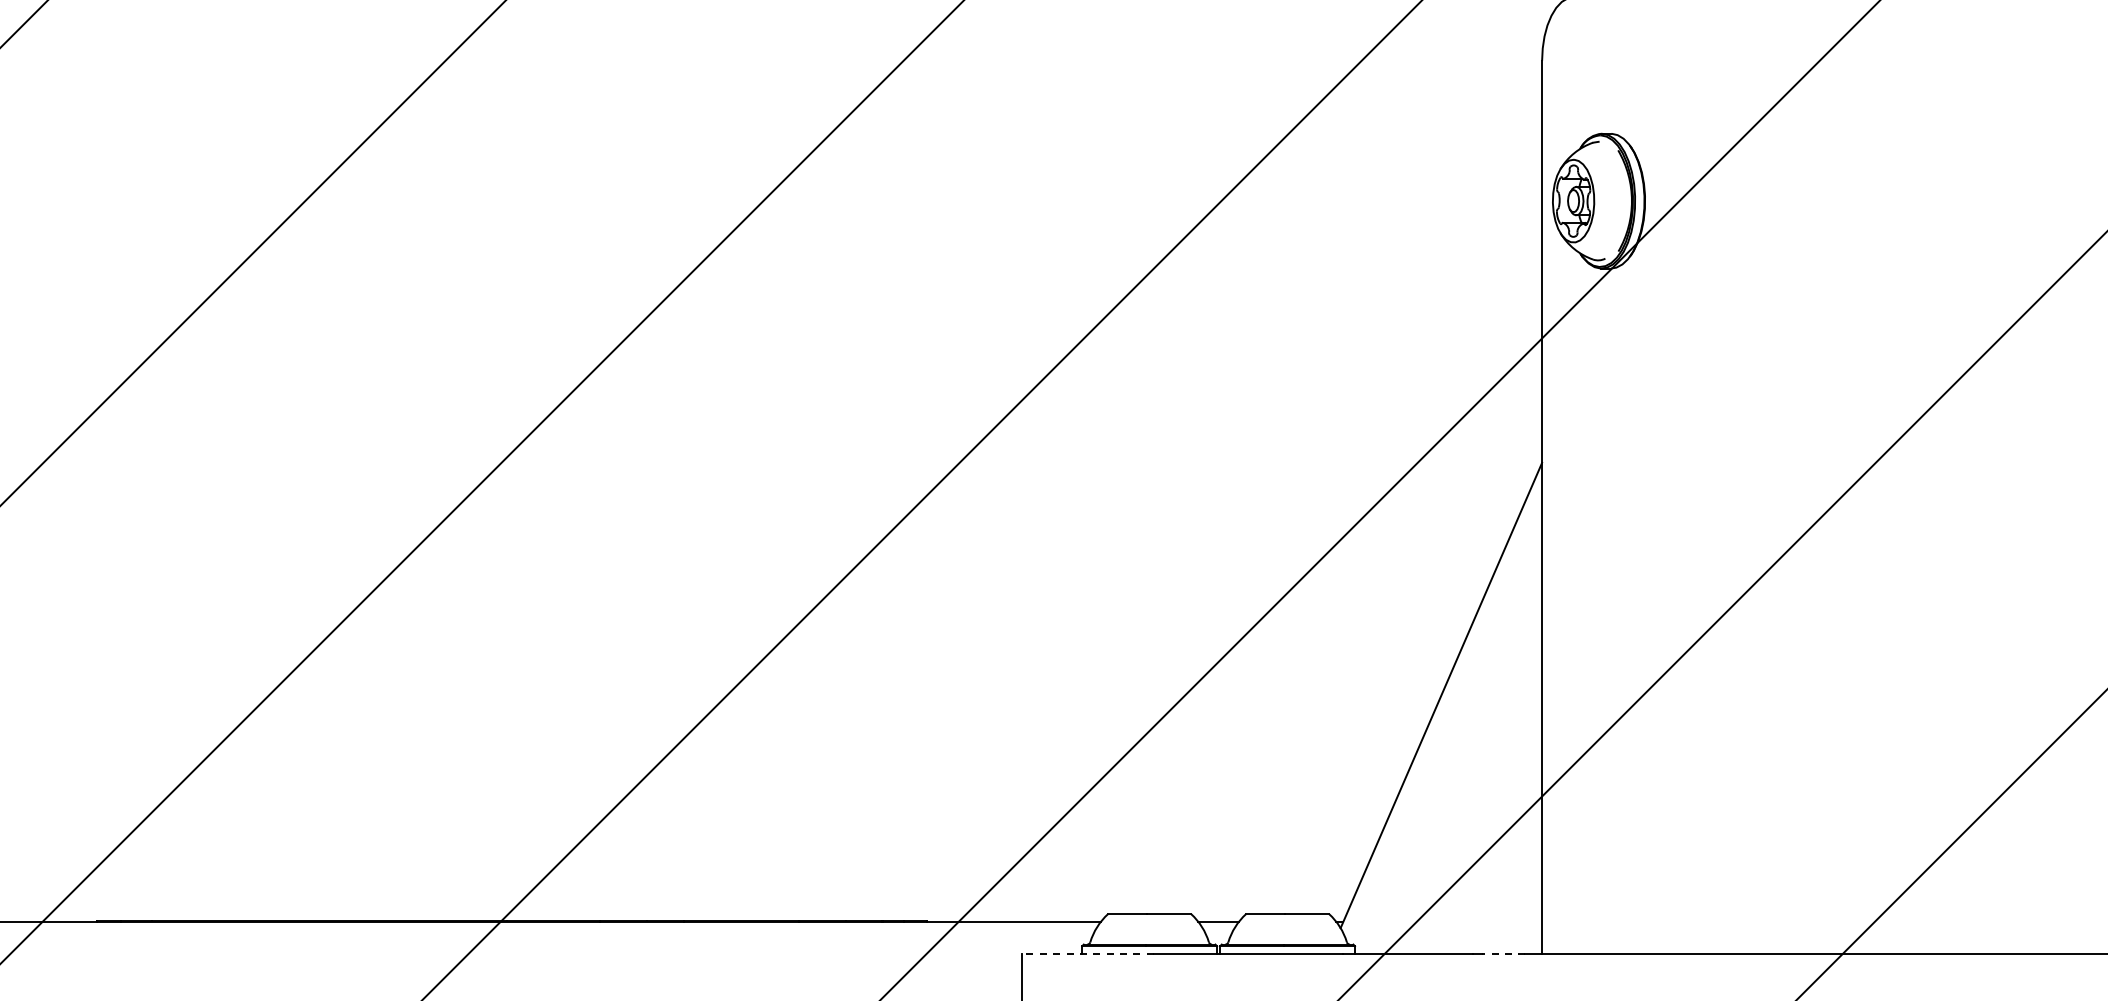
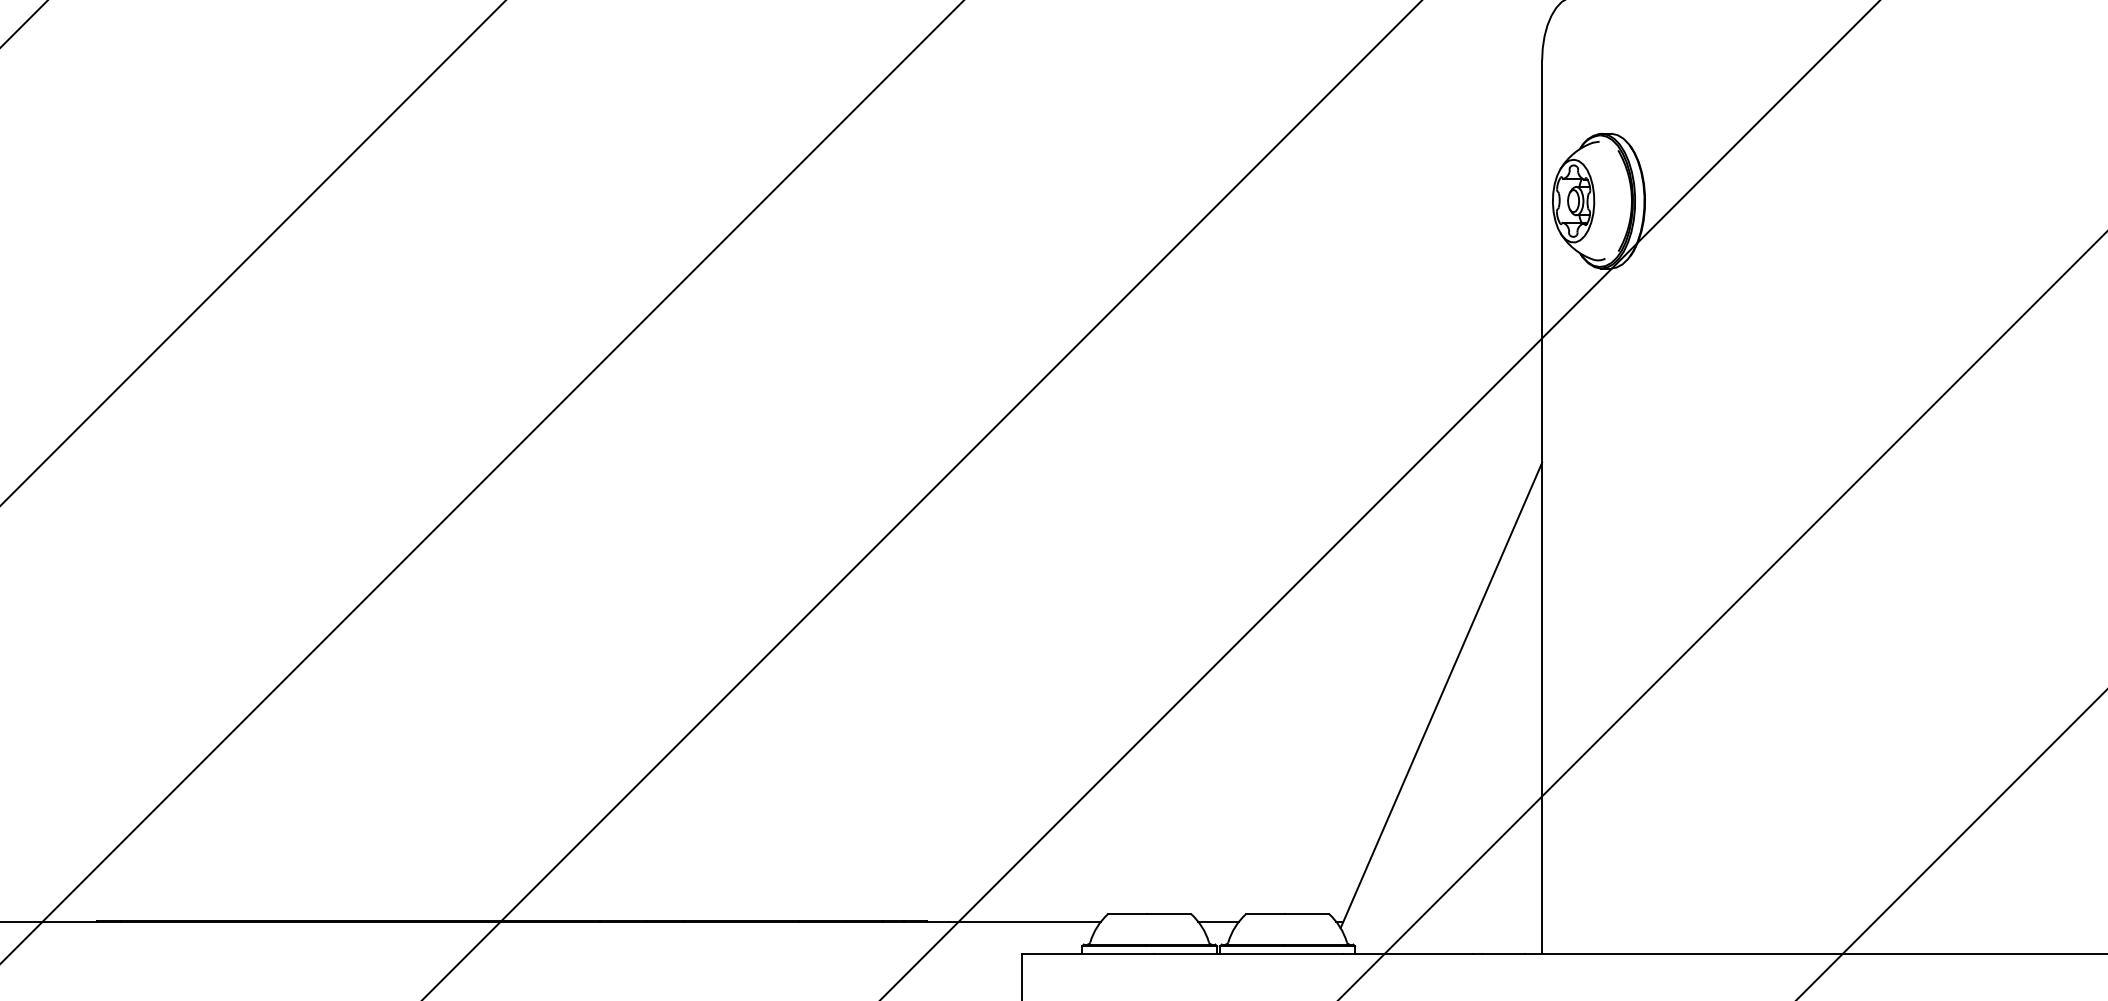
line: dashed -> solid (1087, 953)
line: dashed -> solid (1503, 953)
